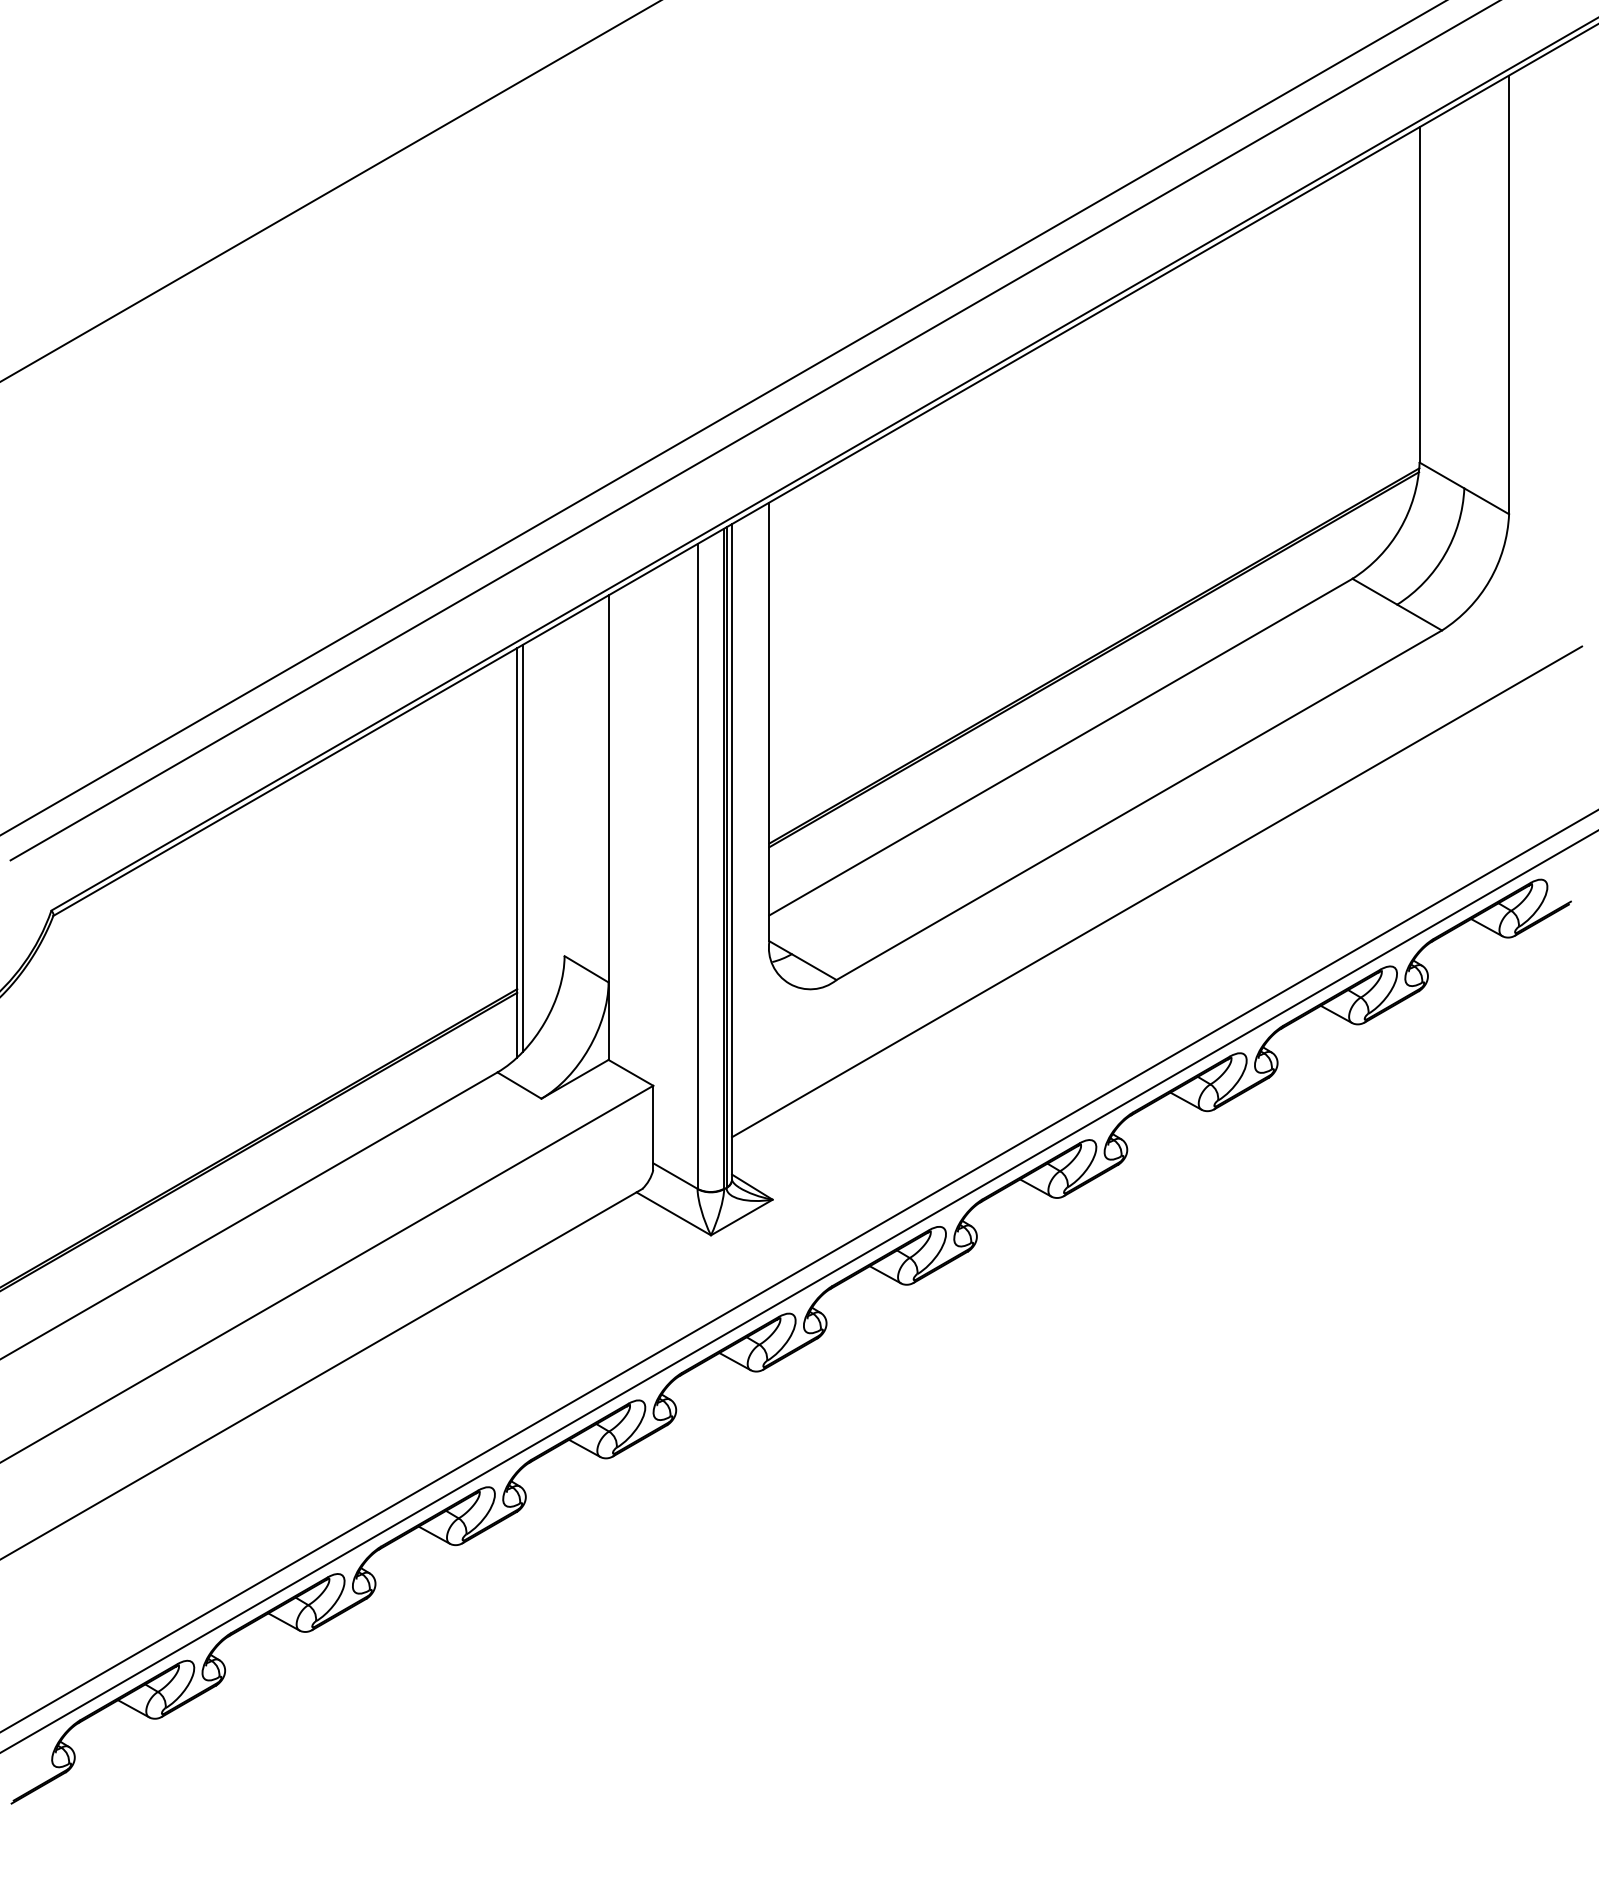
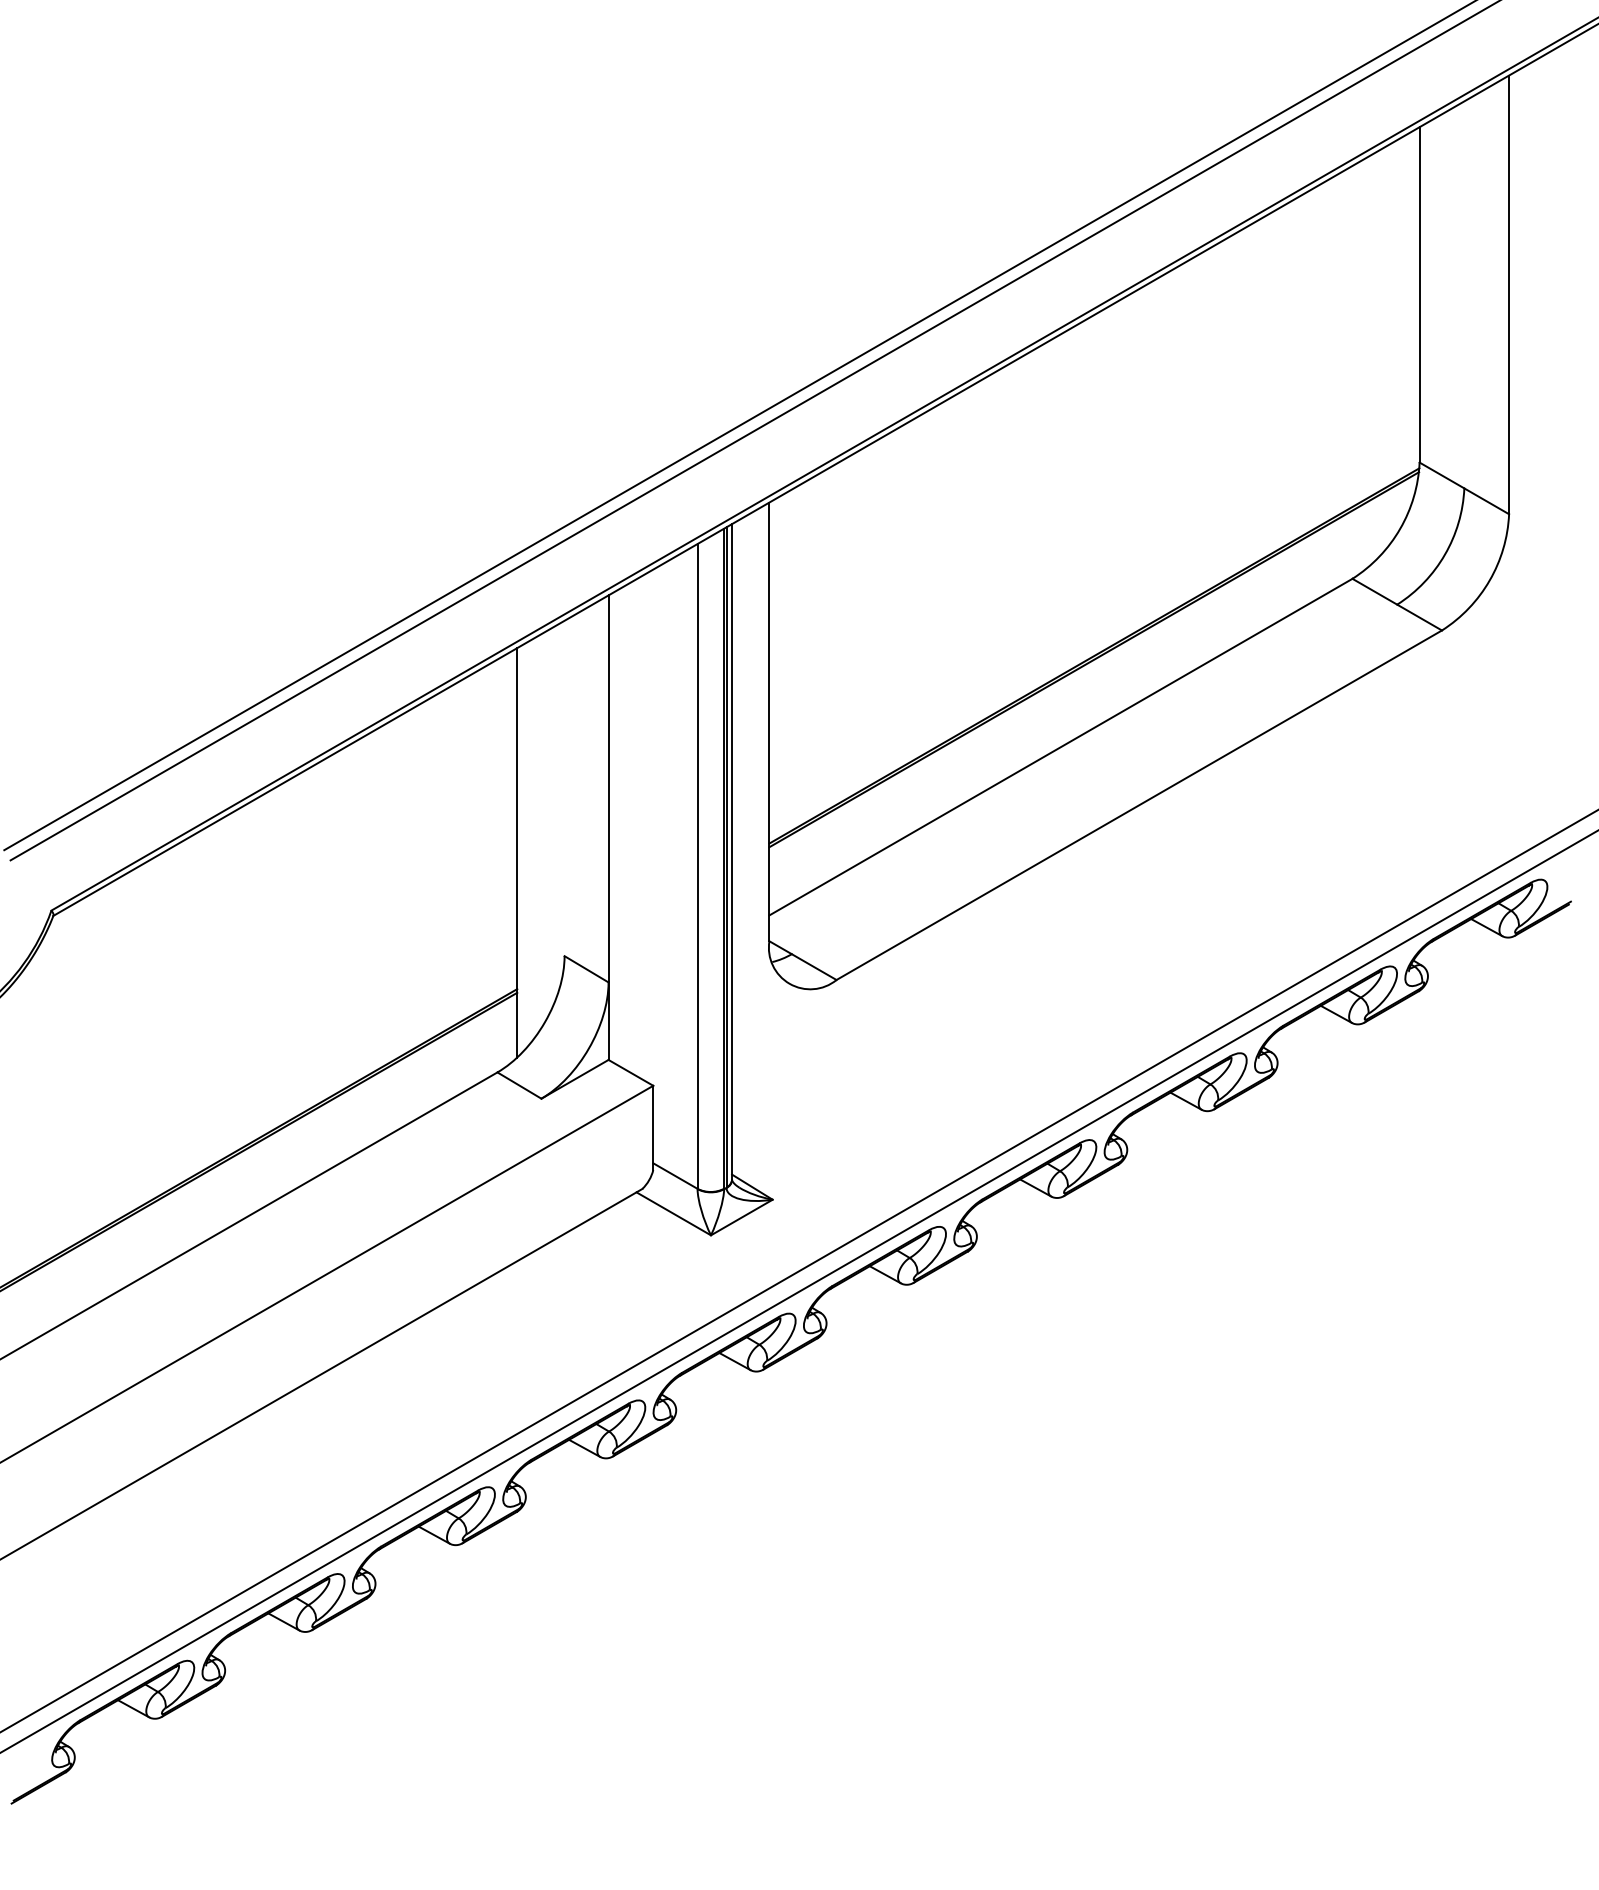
line: present -> none (329, 191)
line position: (722, 418) -> (738, 426) (738, 426)
line: present -> none (522, 848)
line: present -> none (1157, 891)
